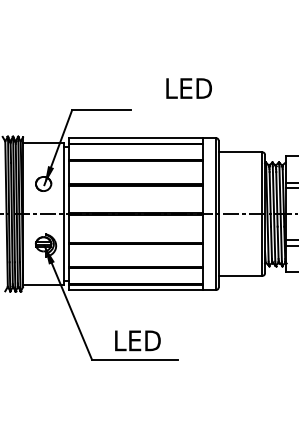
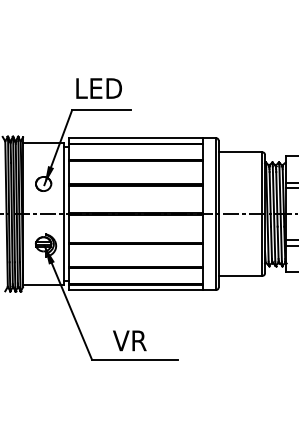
text position: (188, 88) -> (98, 88) (98, 88)
text: LED -> VR (136, 340)
